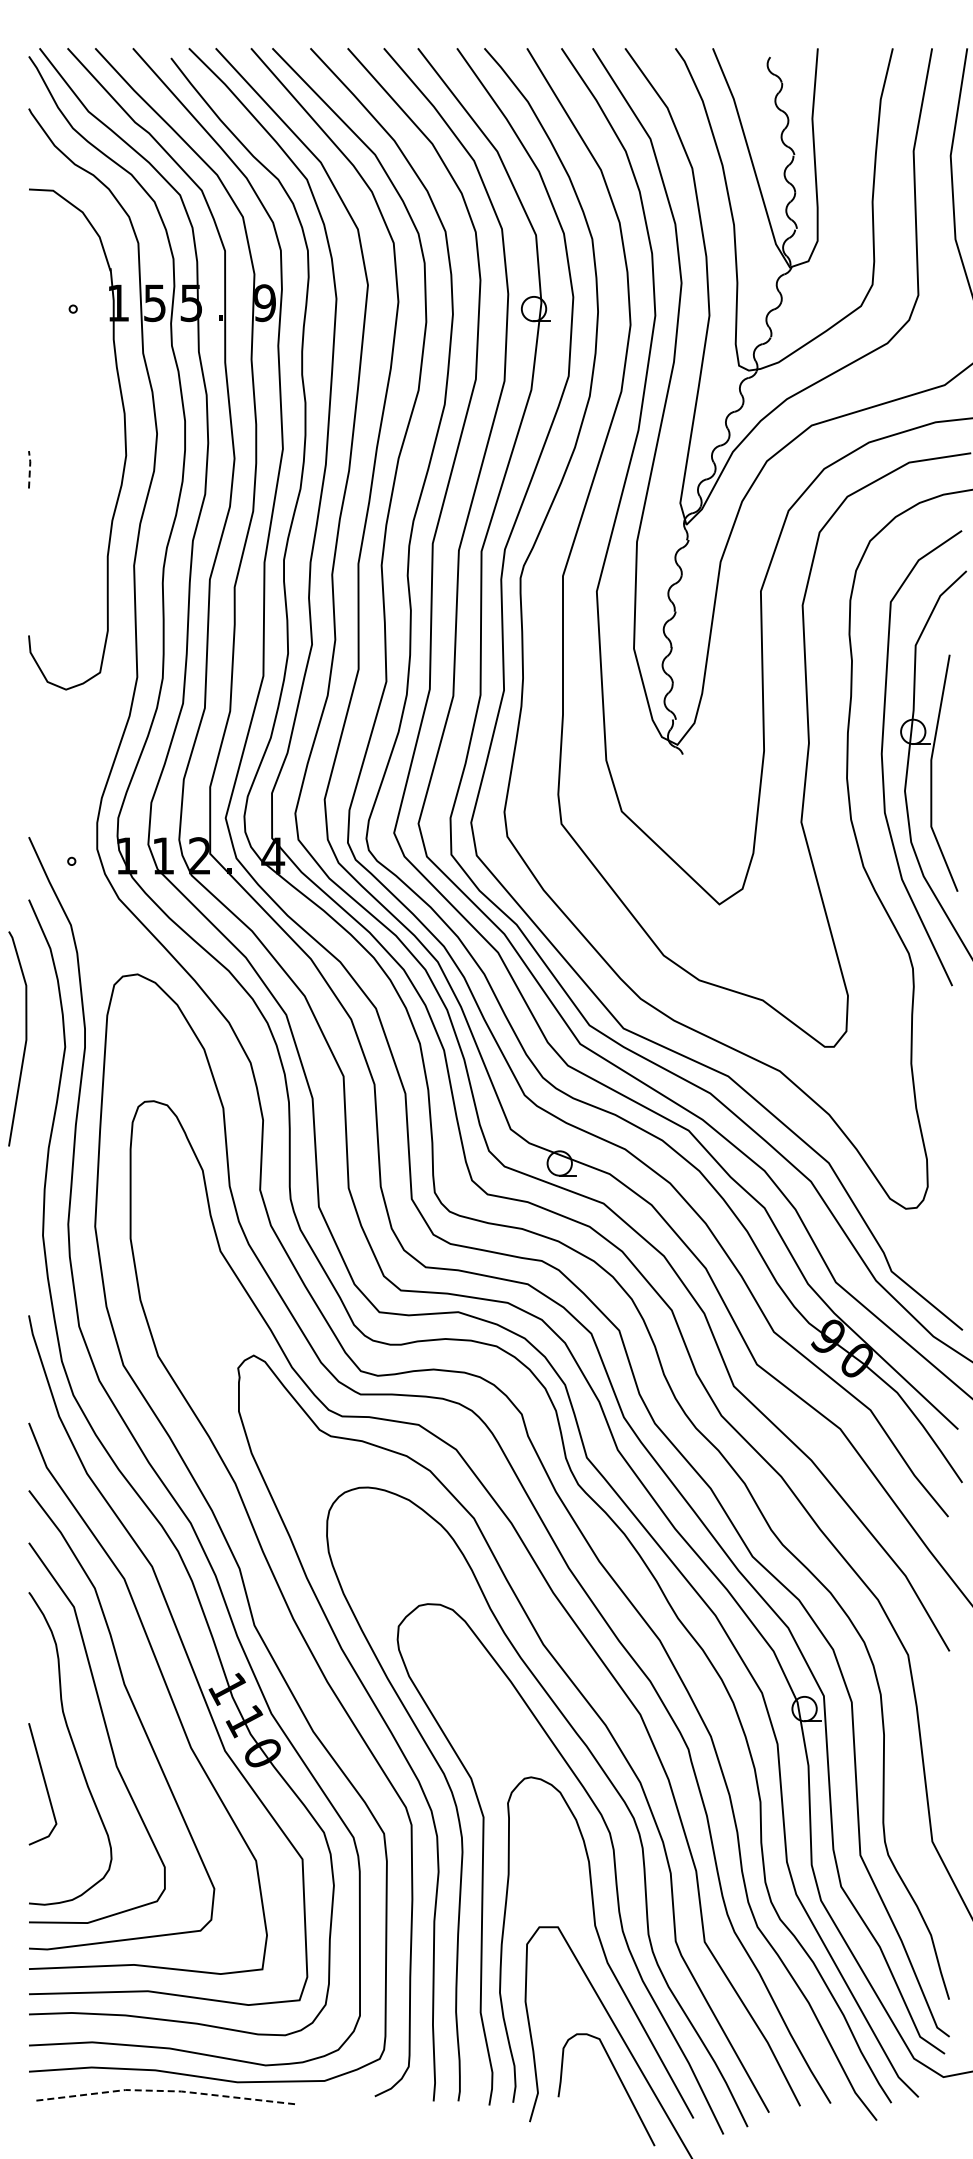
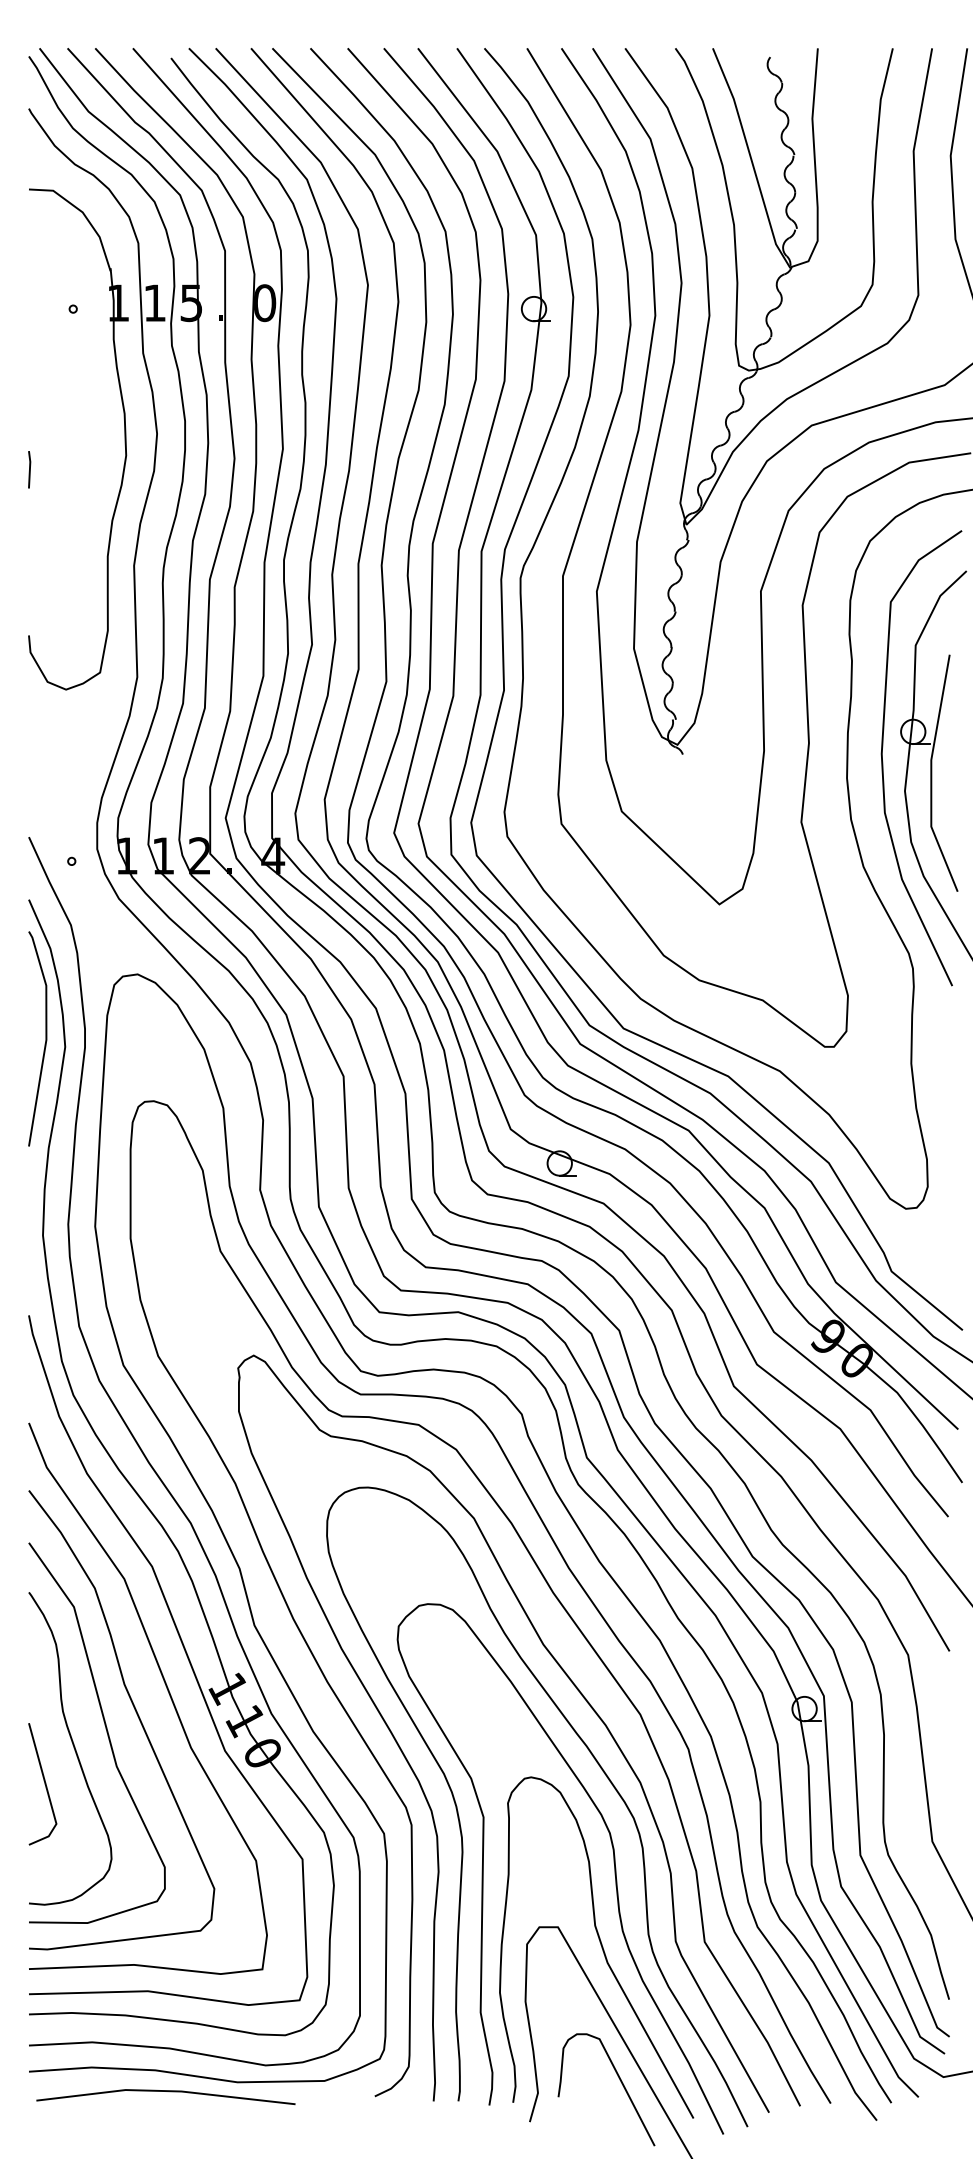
text: 5 -> 1 (154, 303)
text: 9 -> 0 (265, 303)
line: dashed -> solid (29, 468)
line position: (25, 1038) -> (45, 1038) (45, 1038)
line: dashed -> solid (166, 2091)
